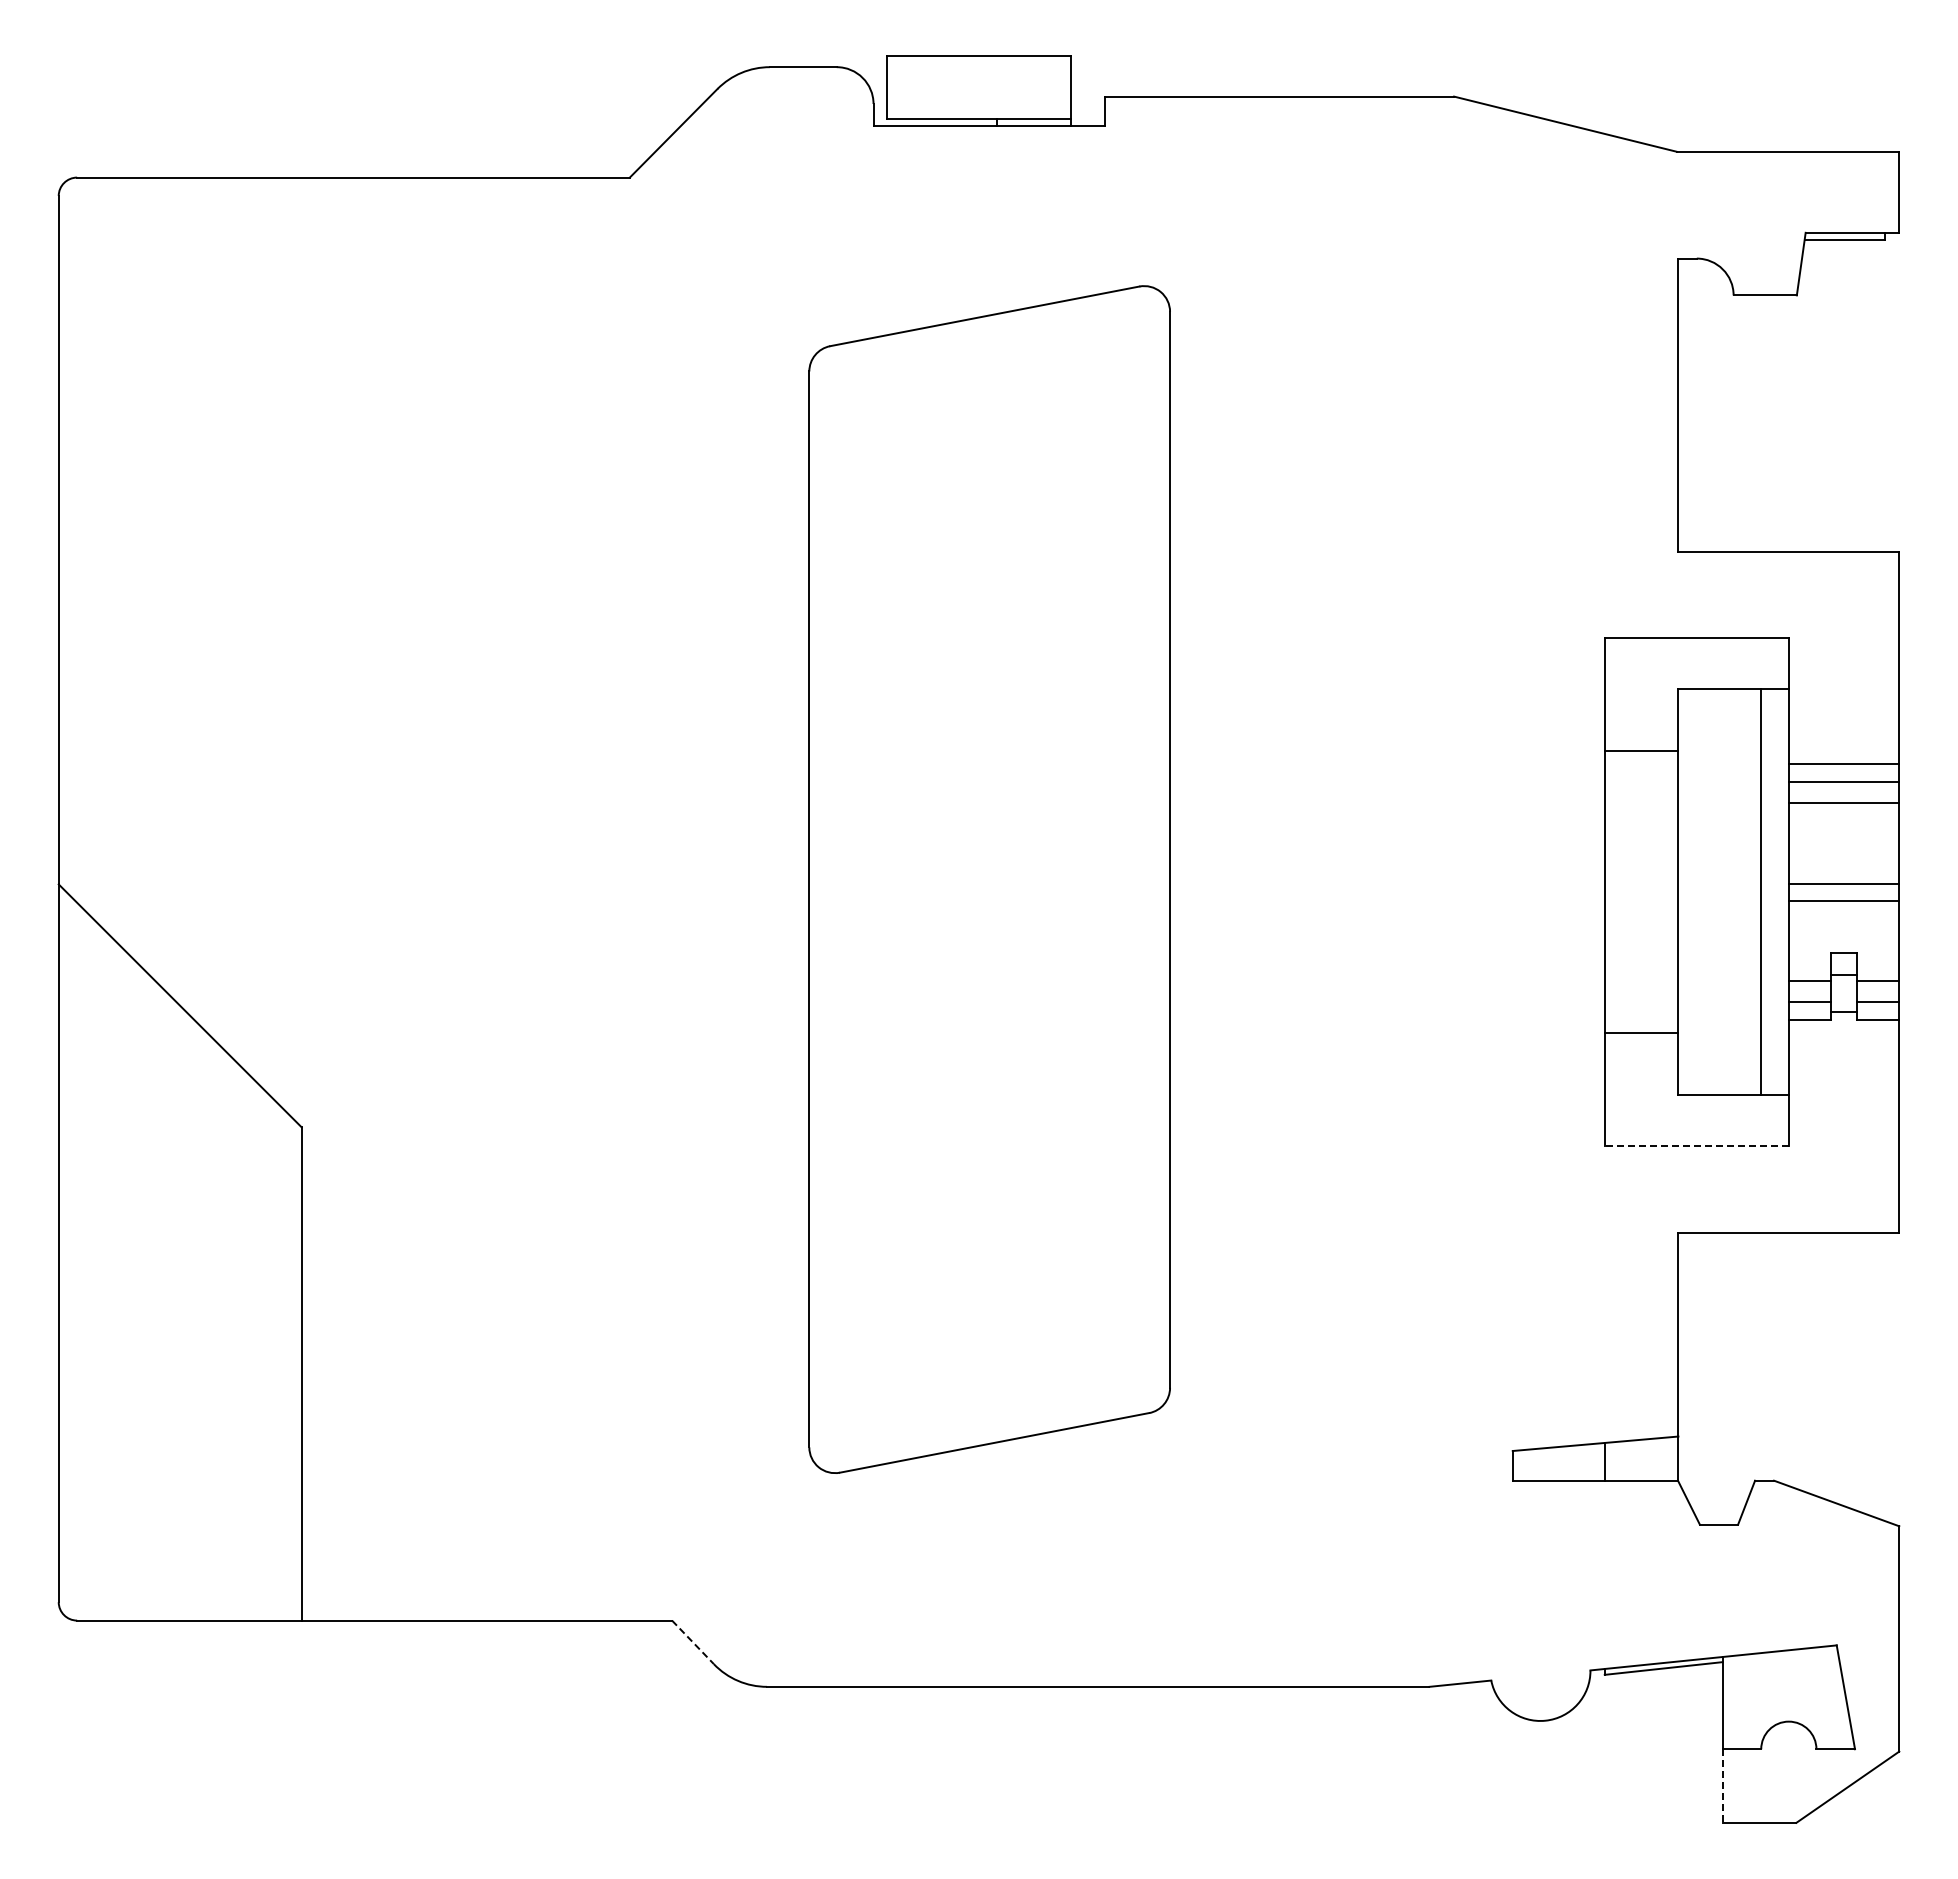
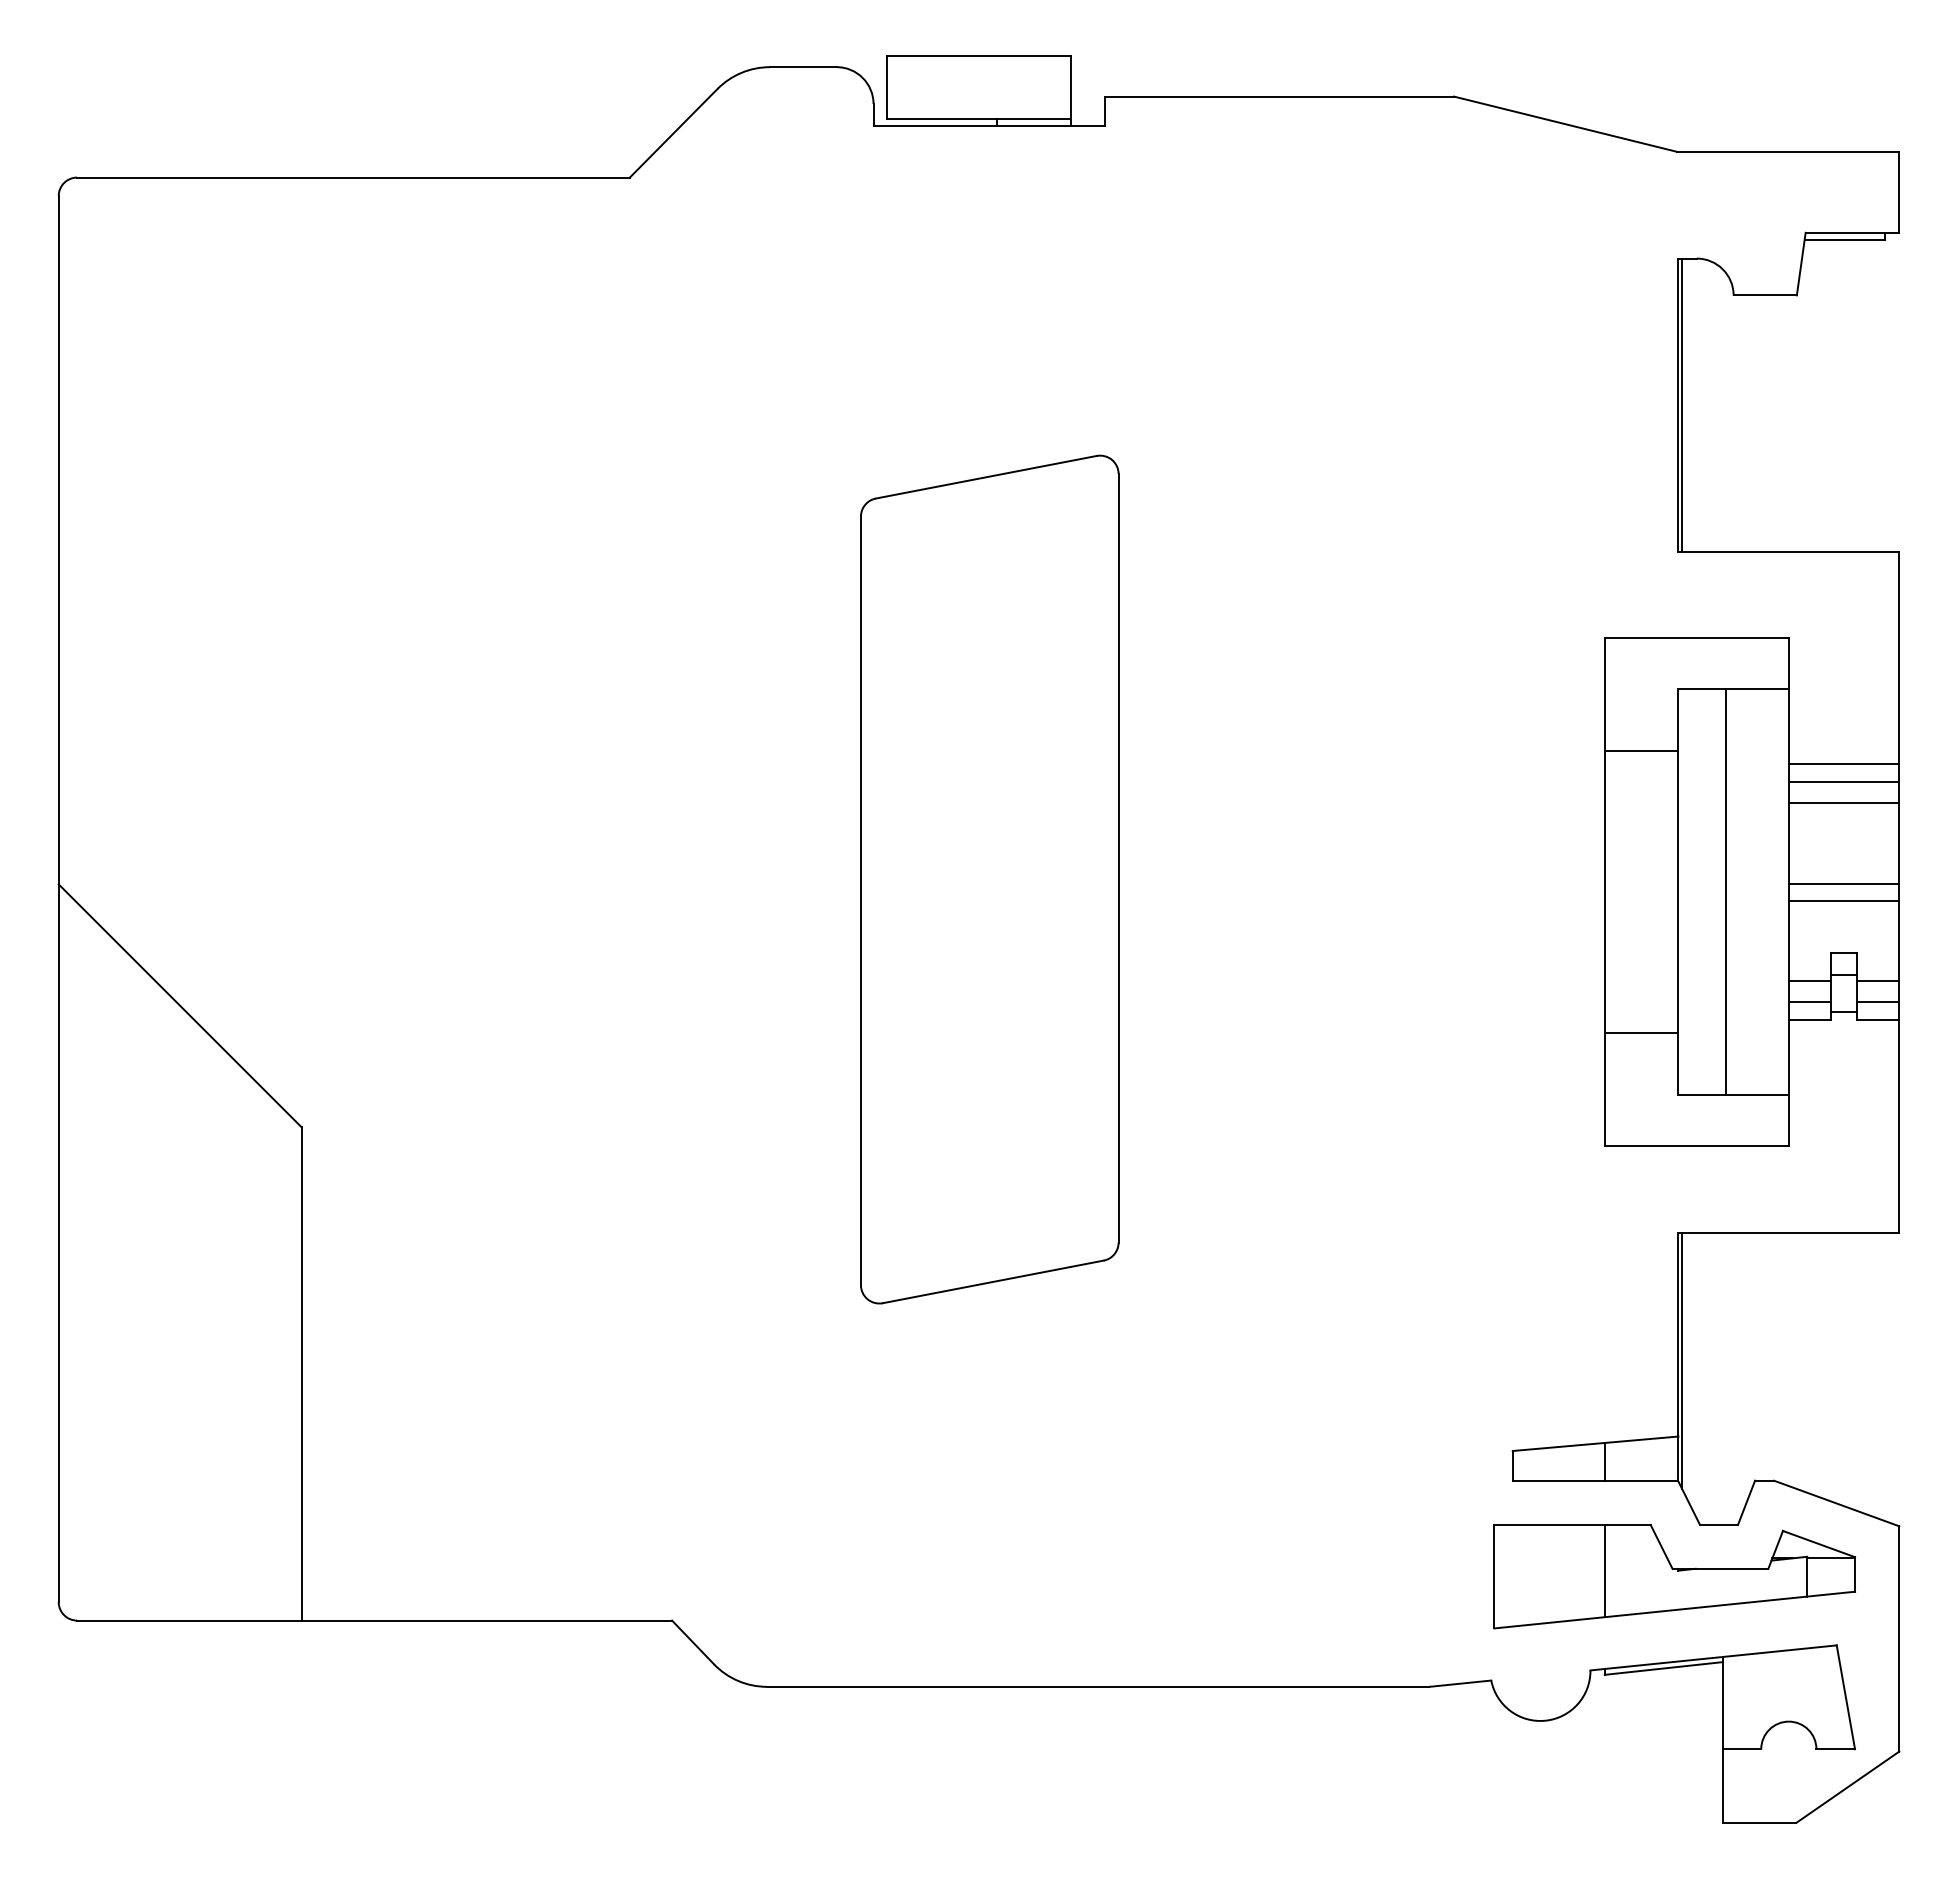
line: none -> present (1682, 404)
part size: 363x1189 px -> 260x851 px (989, 879)
line position: (1761, 891) -> (1726, 891) (1726, 891)
line: dashed -> solid (1696, 1146)
line: none -> present (1682, 1360)
part: none -> present (1674, 1576)
line: dashed -> solid (693, 1642)
line: dashed -> solid (1722, 1786)
